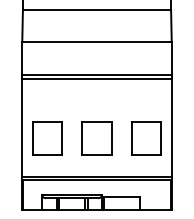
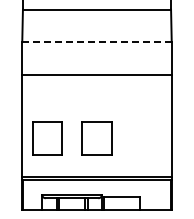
line: solid -> dashed (97, 41)
line: present -> none (96, 78)
part: present -> none (146, 138)
